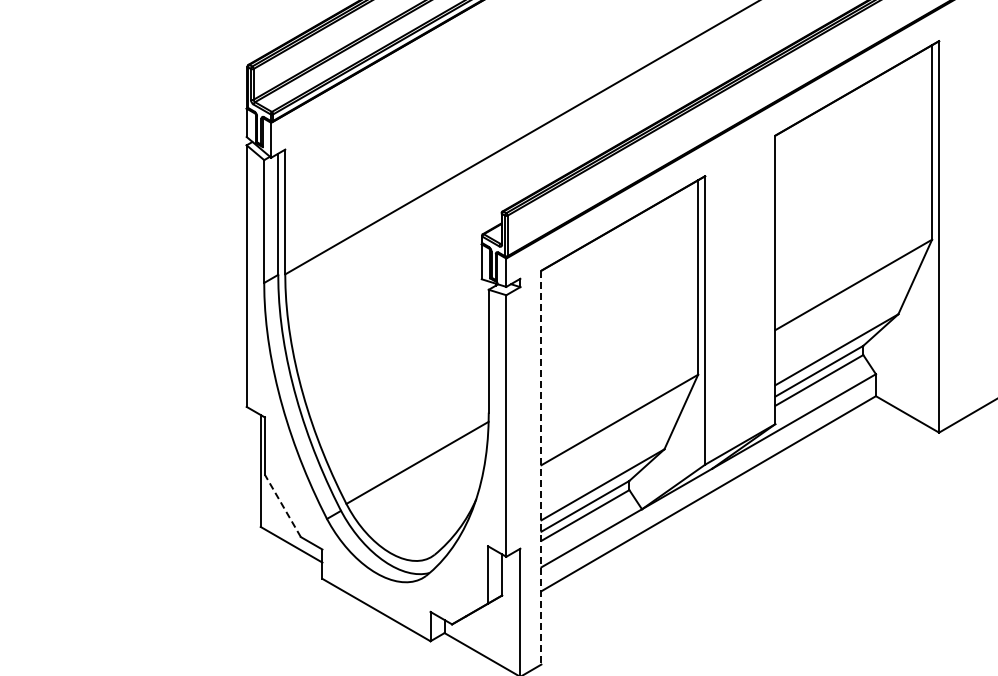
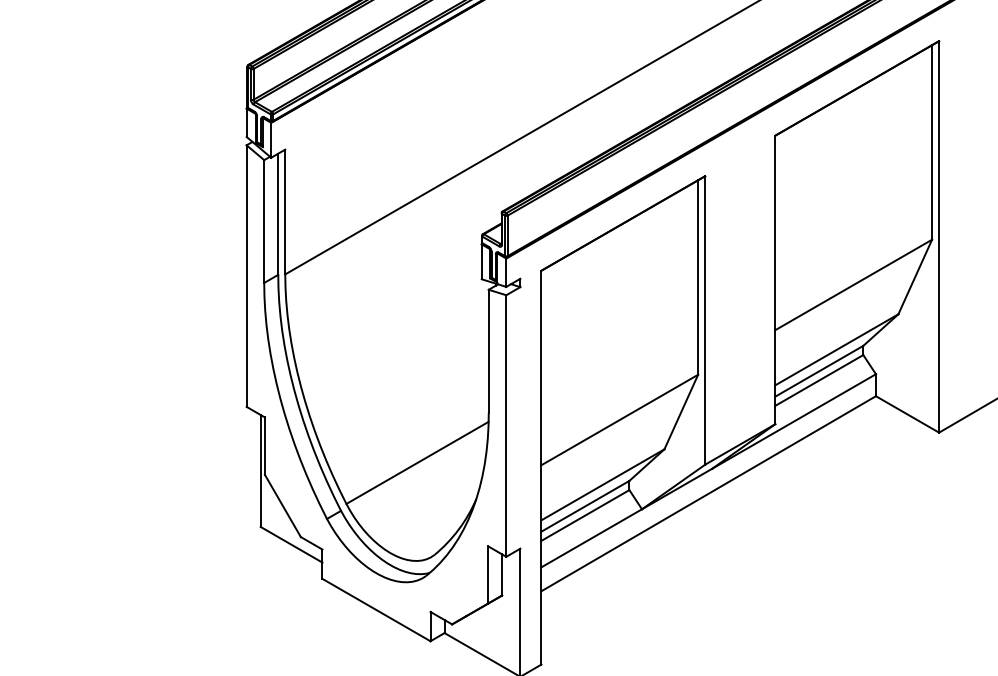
line: dashed -> solid (541, 467)
line: dashed -> solid (282, 505)
